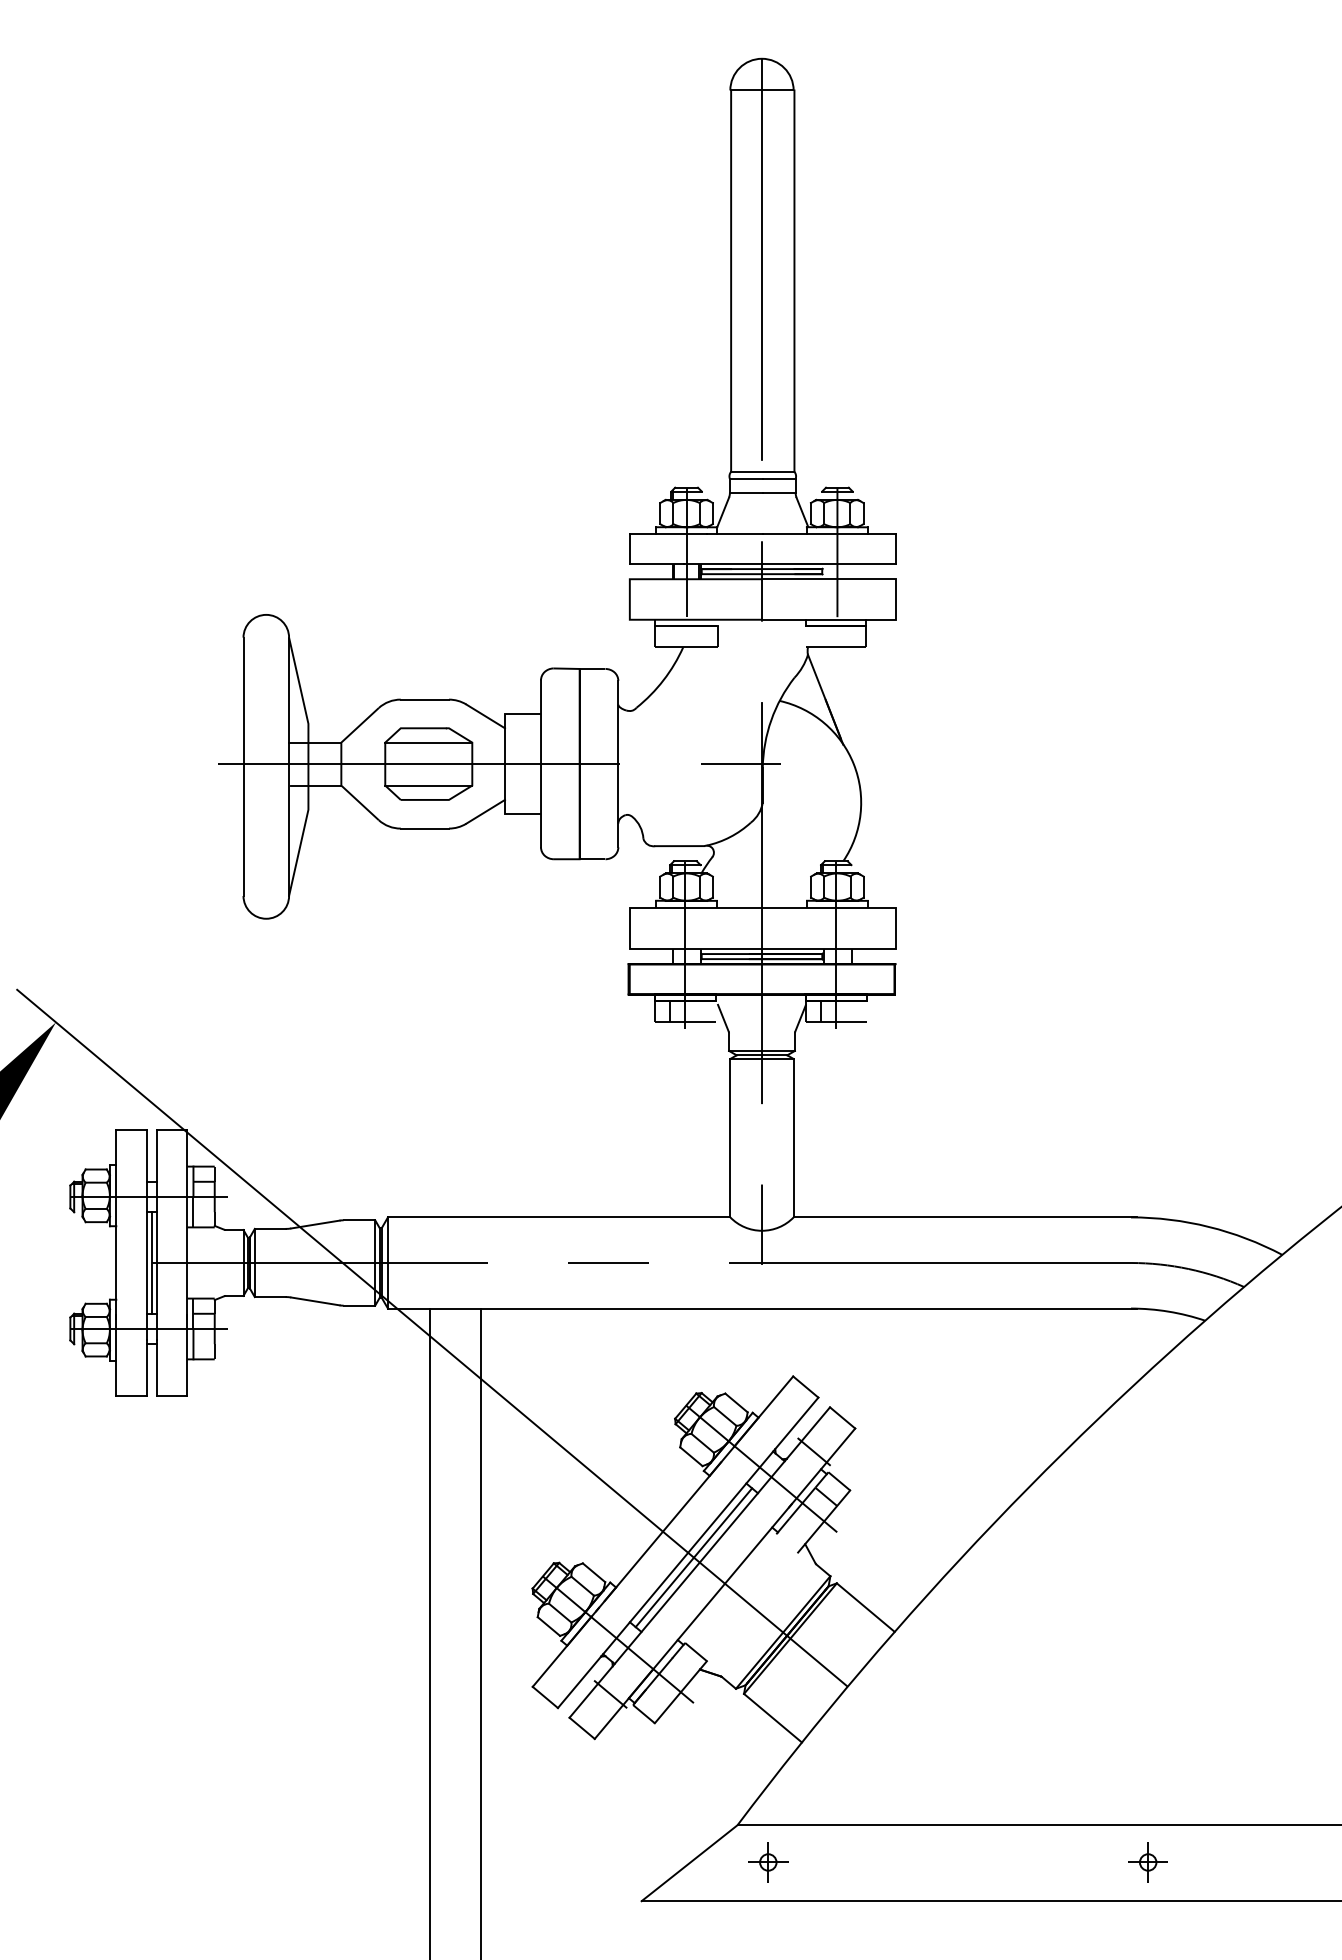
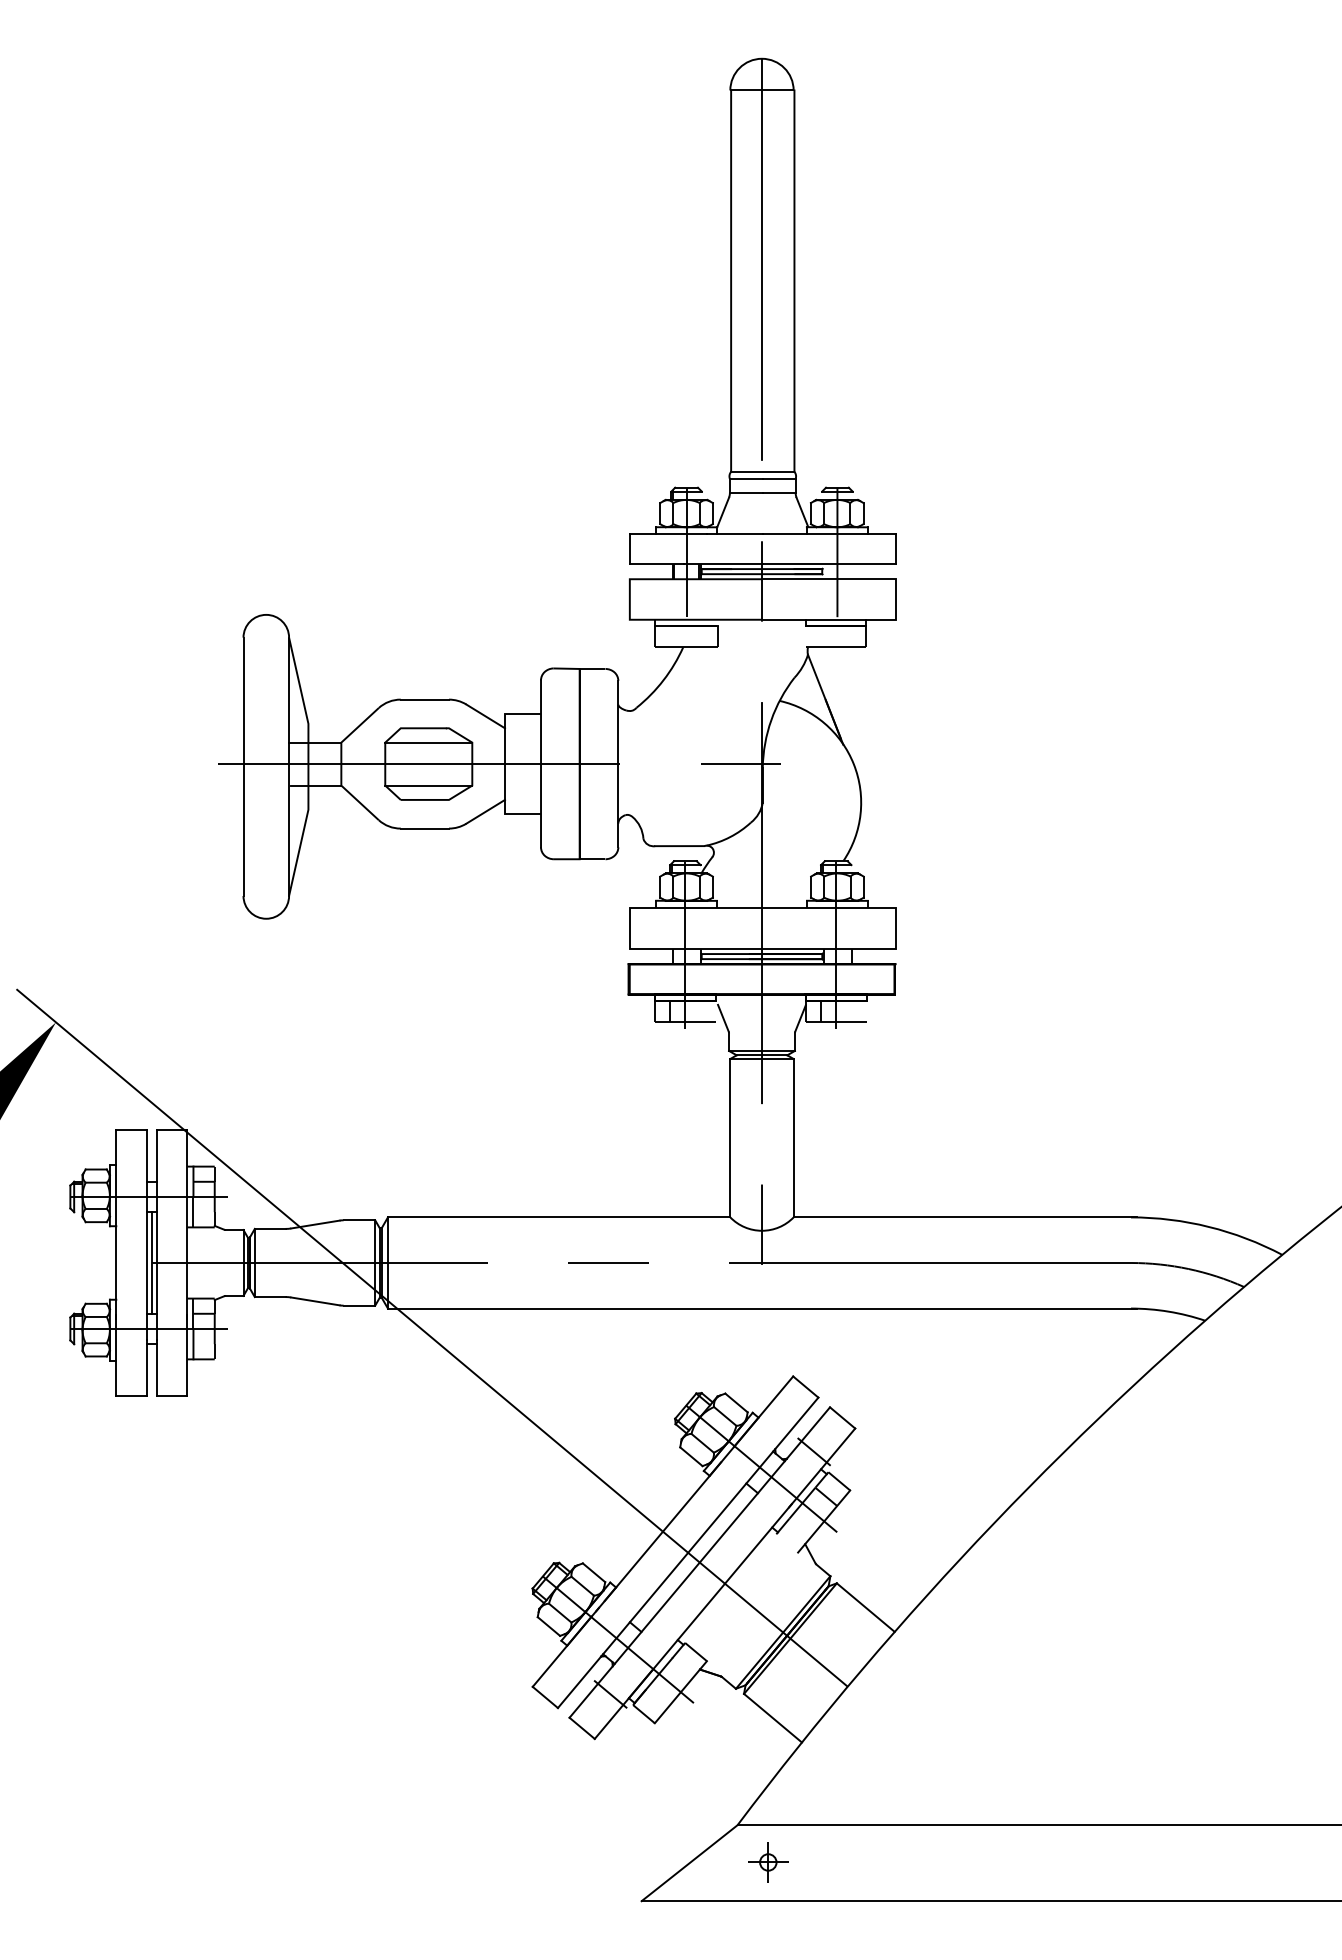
line: present -> none (693, 1557)
line: present -> none (430, 1632)
line: present -> none (480, 1632)
part: present -> none (1147, 1862)
